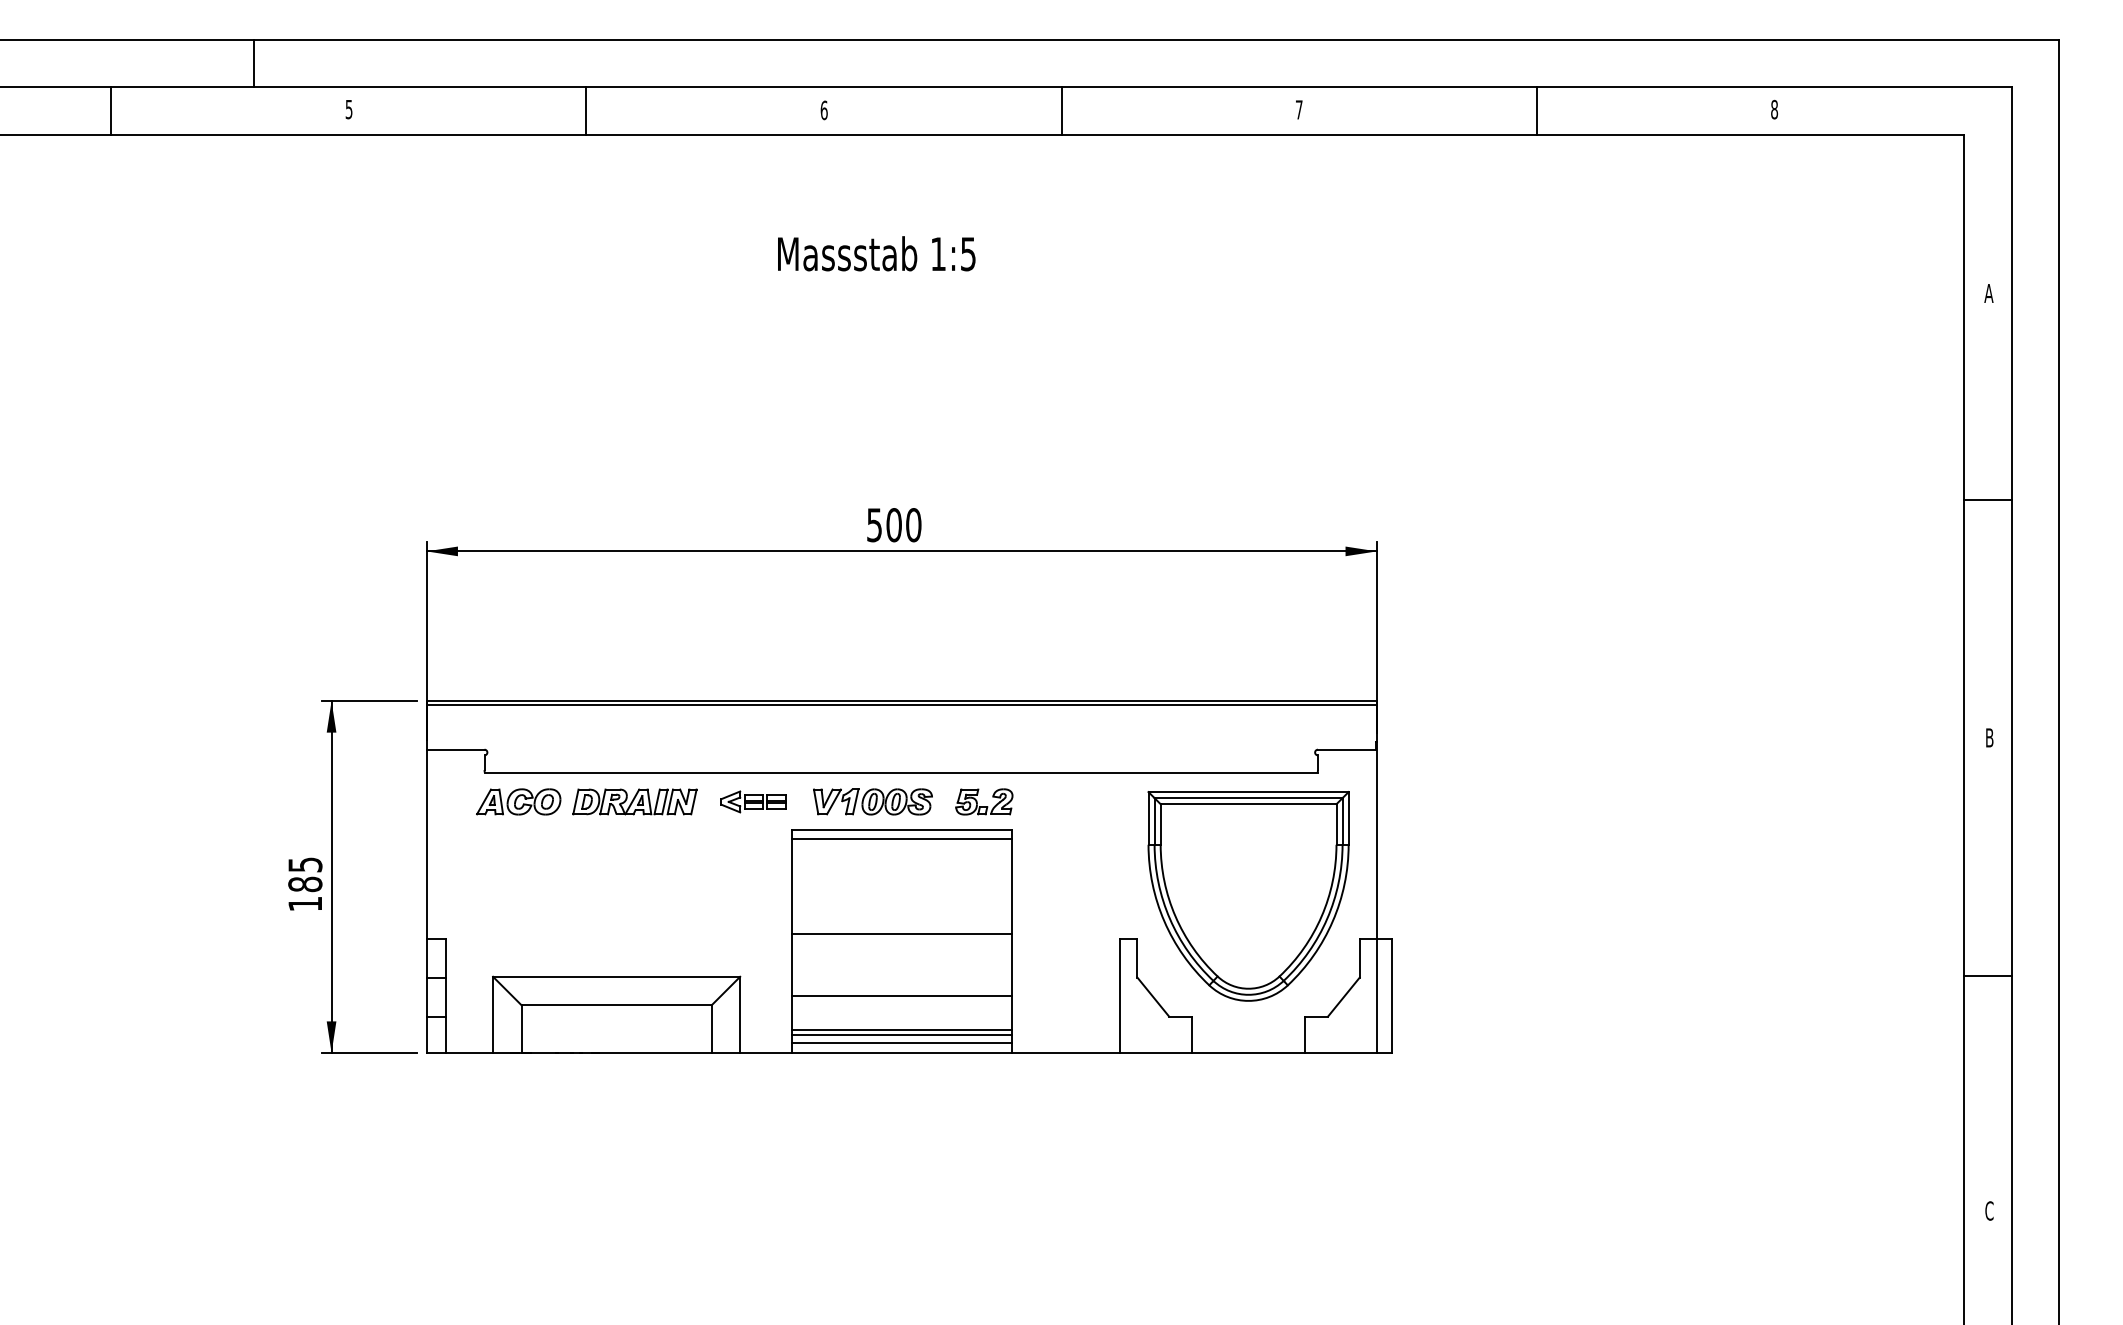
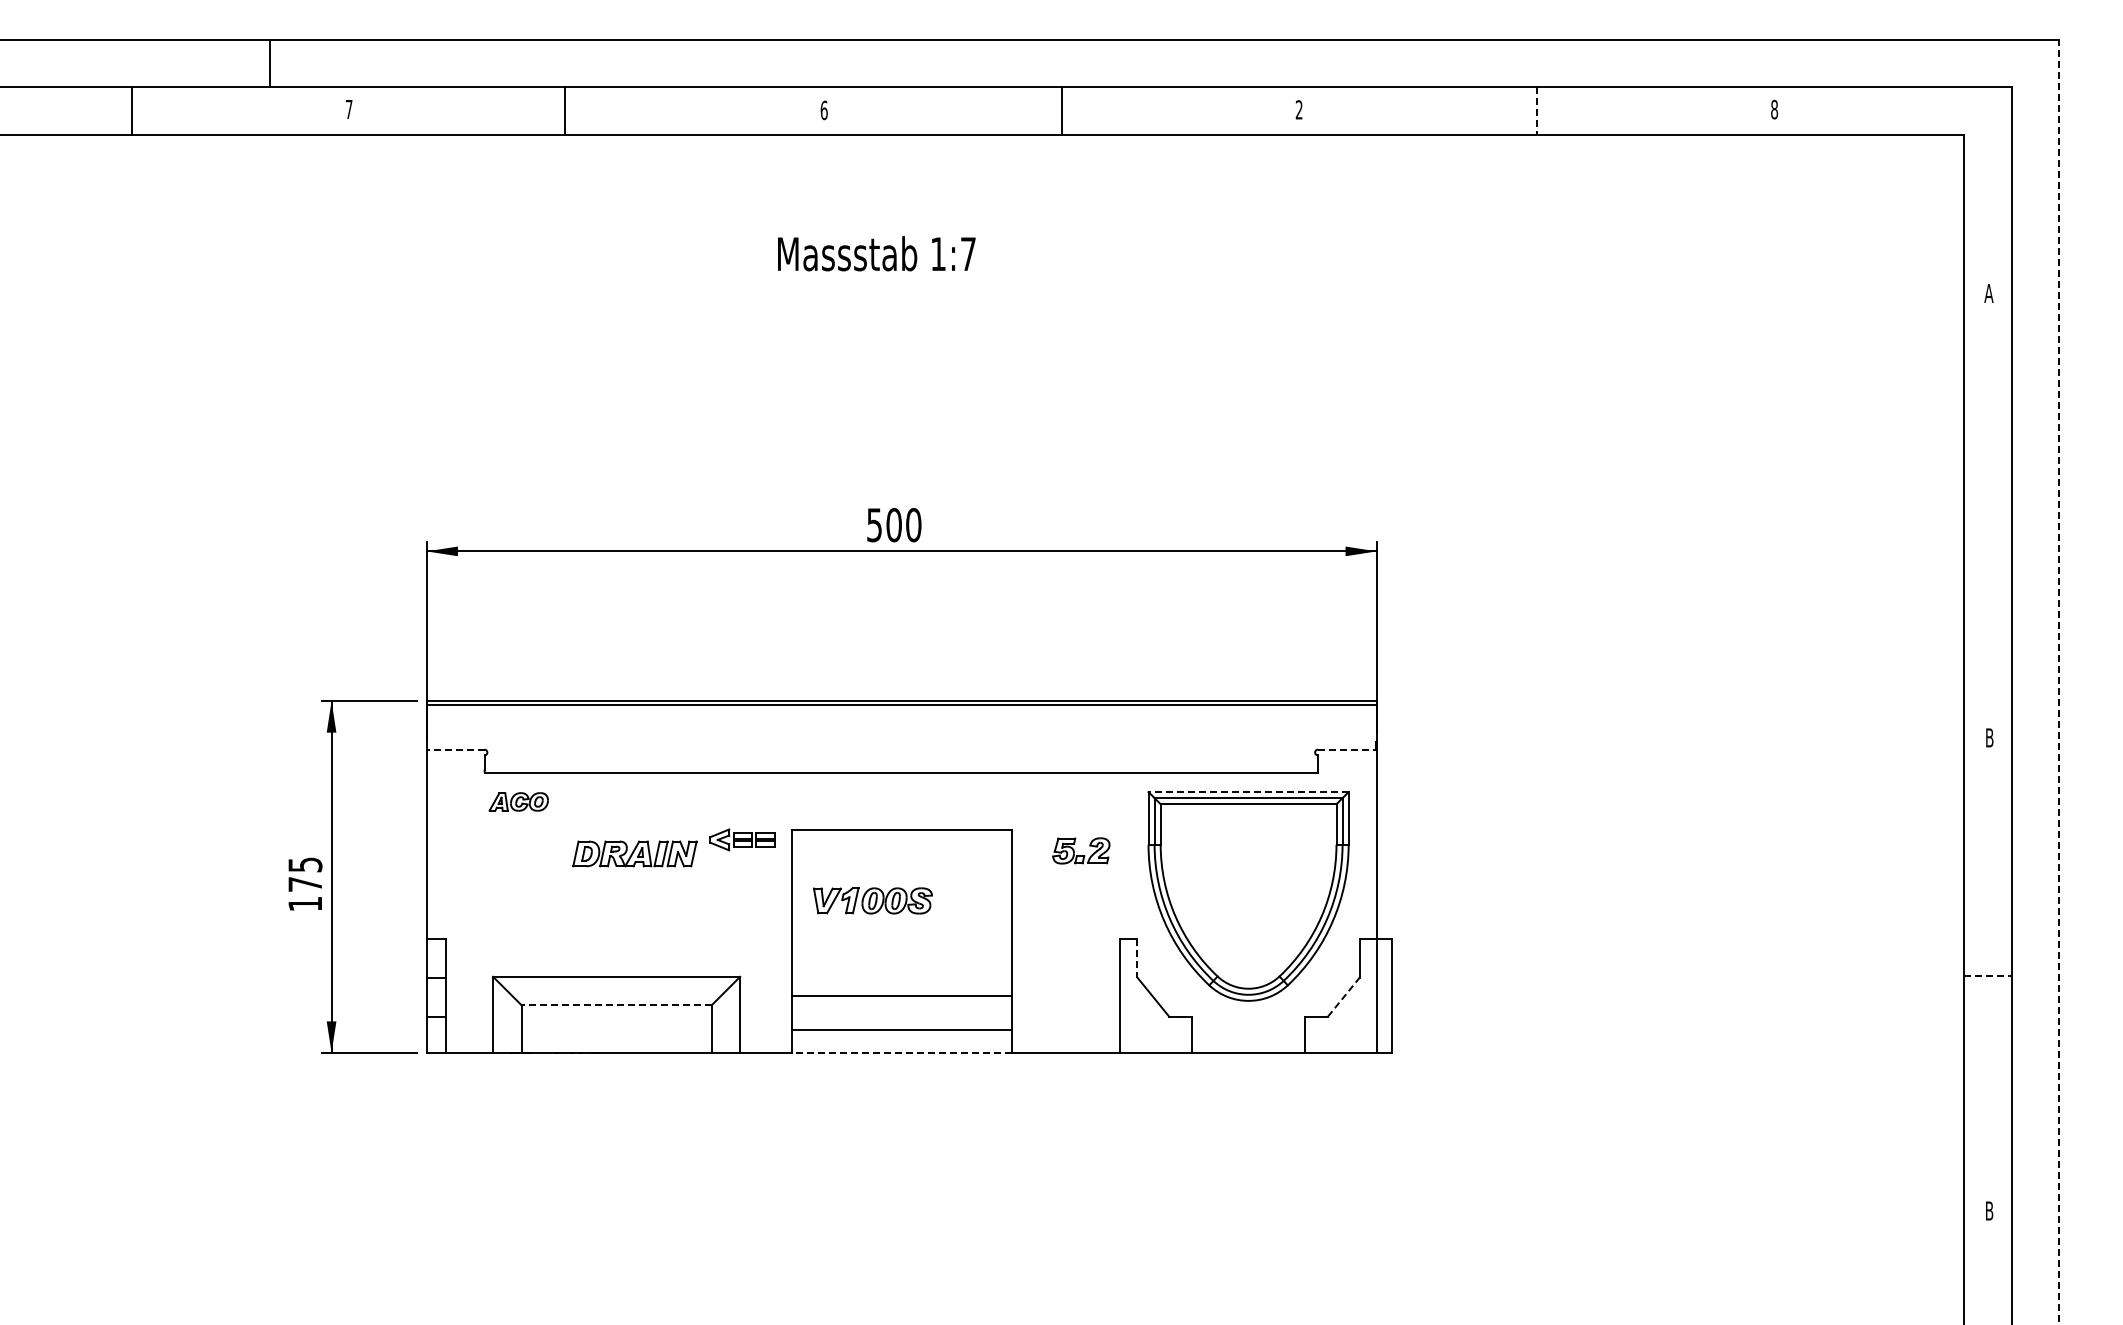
line position: (253, 63) -> (269, 63) (269, 63)
text: 5 -> 7 (348, 109)
text: 7 -> 2 (1298, 109)
line position: (111, 110) -> (132, 110) (132, 110)
line position: (586, 110) -> (565, 110) (565, 110)
line: solid -> dashed (1536, 110)
text: 1:5 -> 1:7 (968, 254)
line: present -> none (1987, 500)
line: solid -> dashed (2059, 681)
line: solid -> dashed (455, 749)
line: solid -> dashed (1346, 749)
line: solid -> dashed (1248, 792)
part size: 86x28 px -> 61x20 px (518, 801)
part position: (634, 801) -> (634, 853) (634, 853)
part position: (753, 801) -> (742, 839) (742, 839)
part position: (872, 801) -> (872, 900) (872, 900)
part position: (984, 801) -> (1081, 850) (1081, 850)
line: present -> none (901, 839)
text: 185 -> 175 (305, 884)
line: present -> none (901, 934)
line: solid -> dashed (1137, 958)
line: solid -> dashed (1988, 975)
line: solid -> dashed (1344, 996)
line: solid -> dashed (616, 1005)
line: present -> none (901, 1035)
line: present -> none (901, 1043)
line: solid -> dashed (901, 1052)
text: C -> B (1989, 1210)
